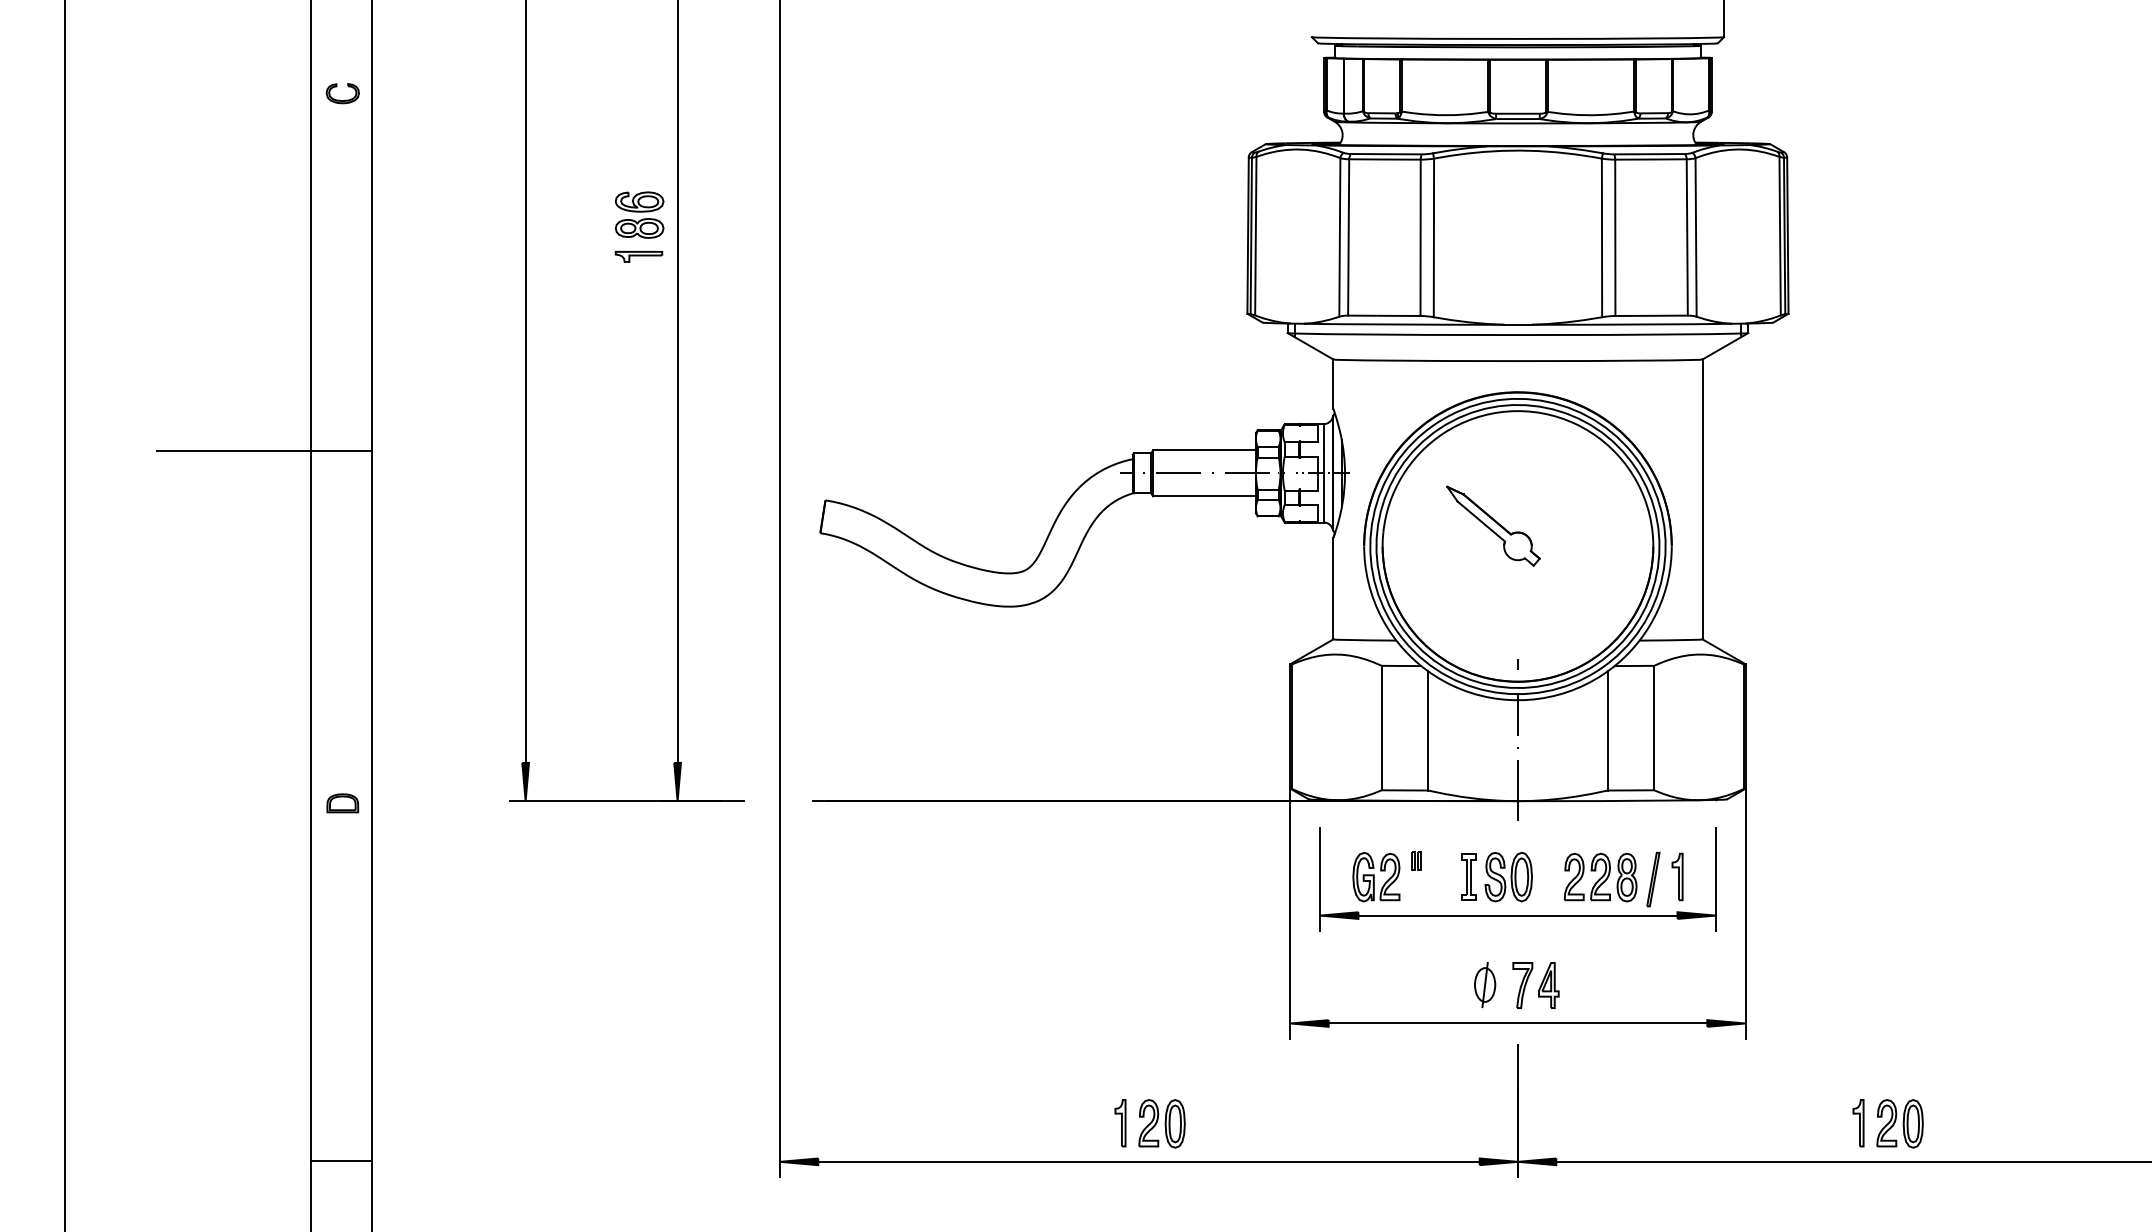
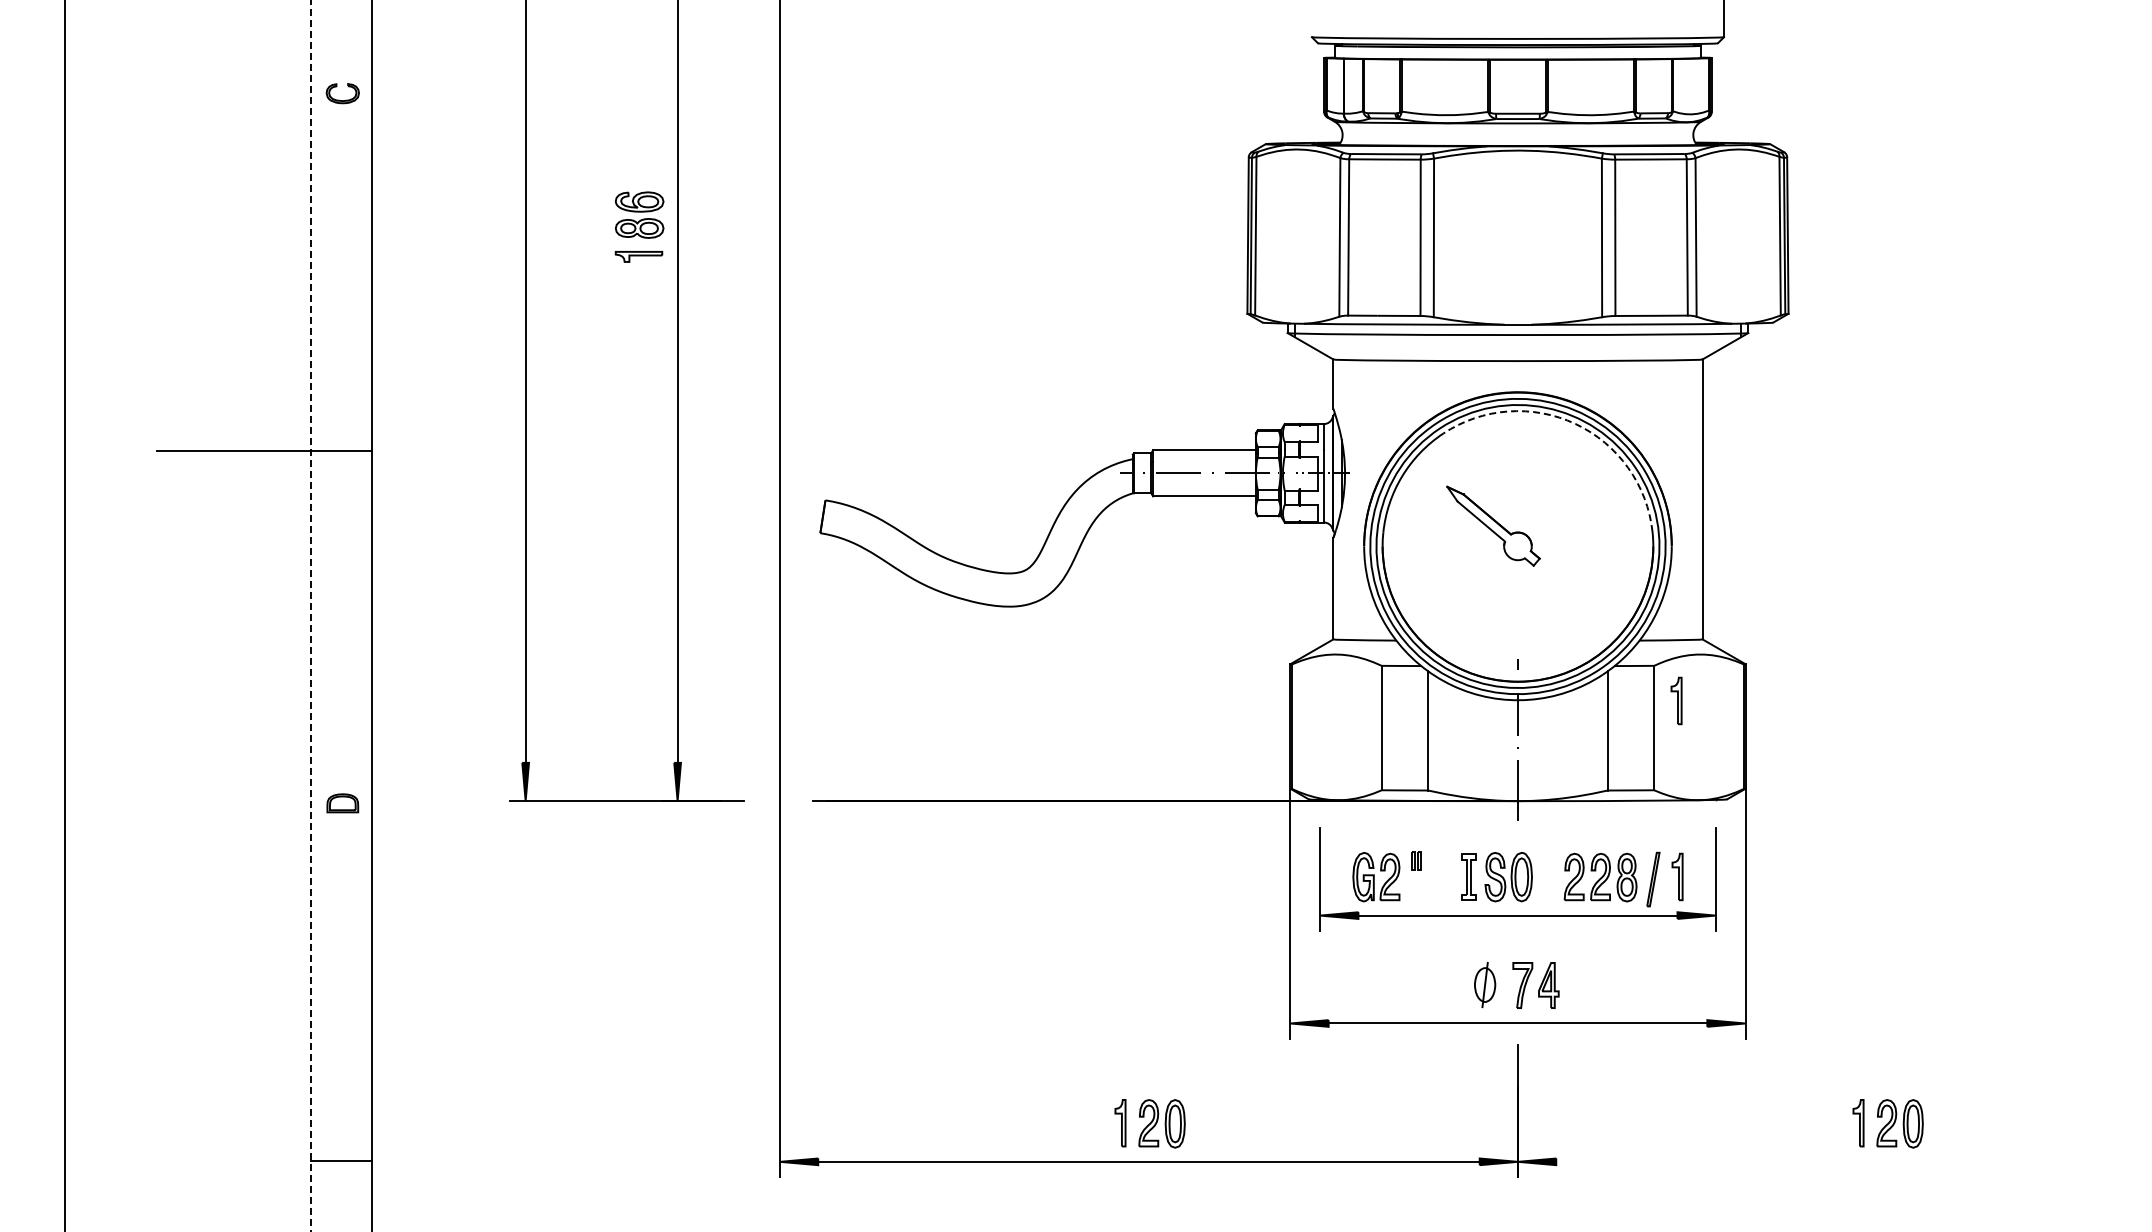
arc: solid -> dashed (1575, 423)
line: solid -> dashed (310, 616)
part: none -> present (1676, 700)
line: present -> none (1852, 1161)
